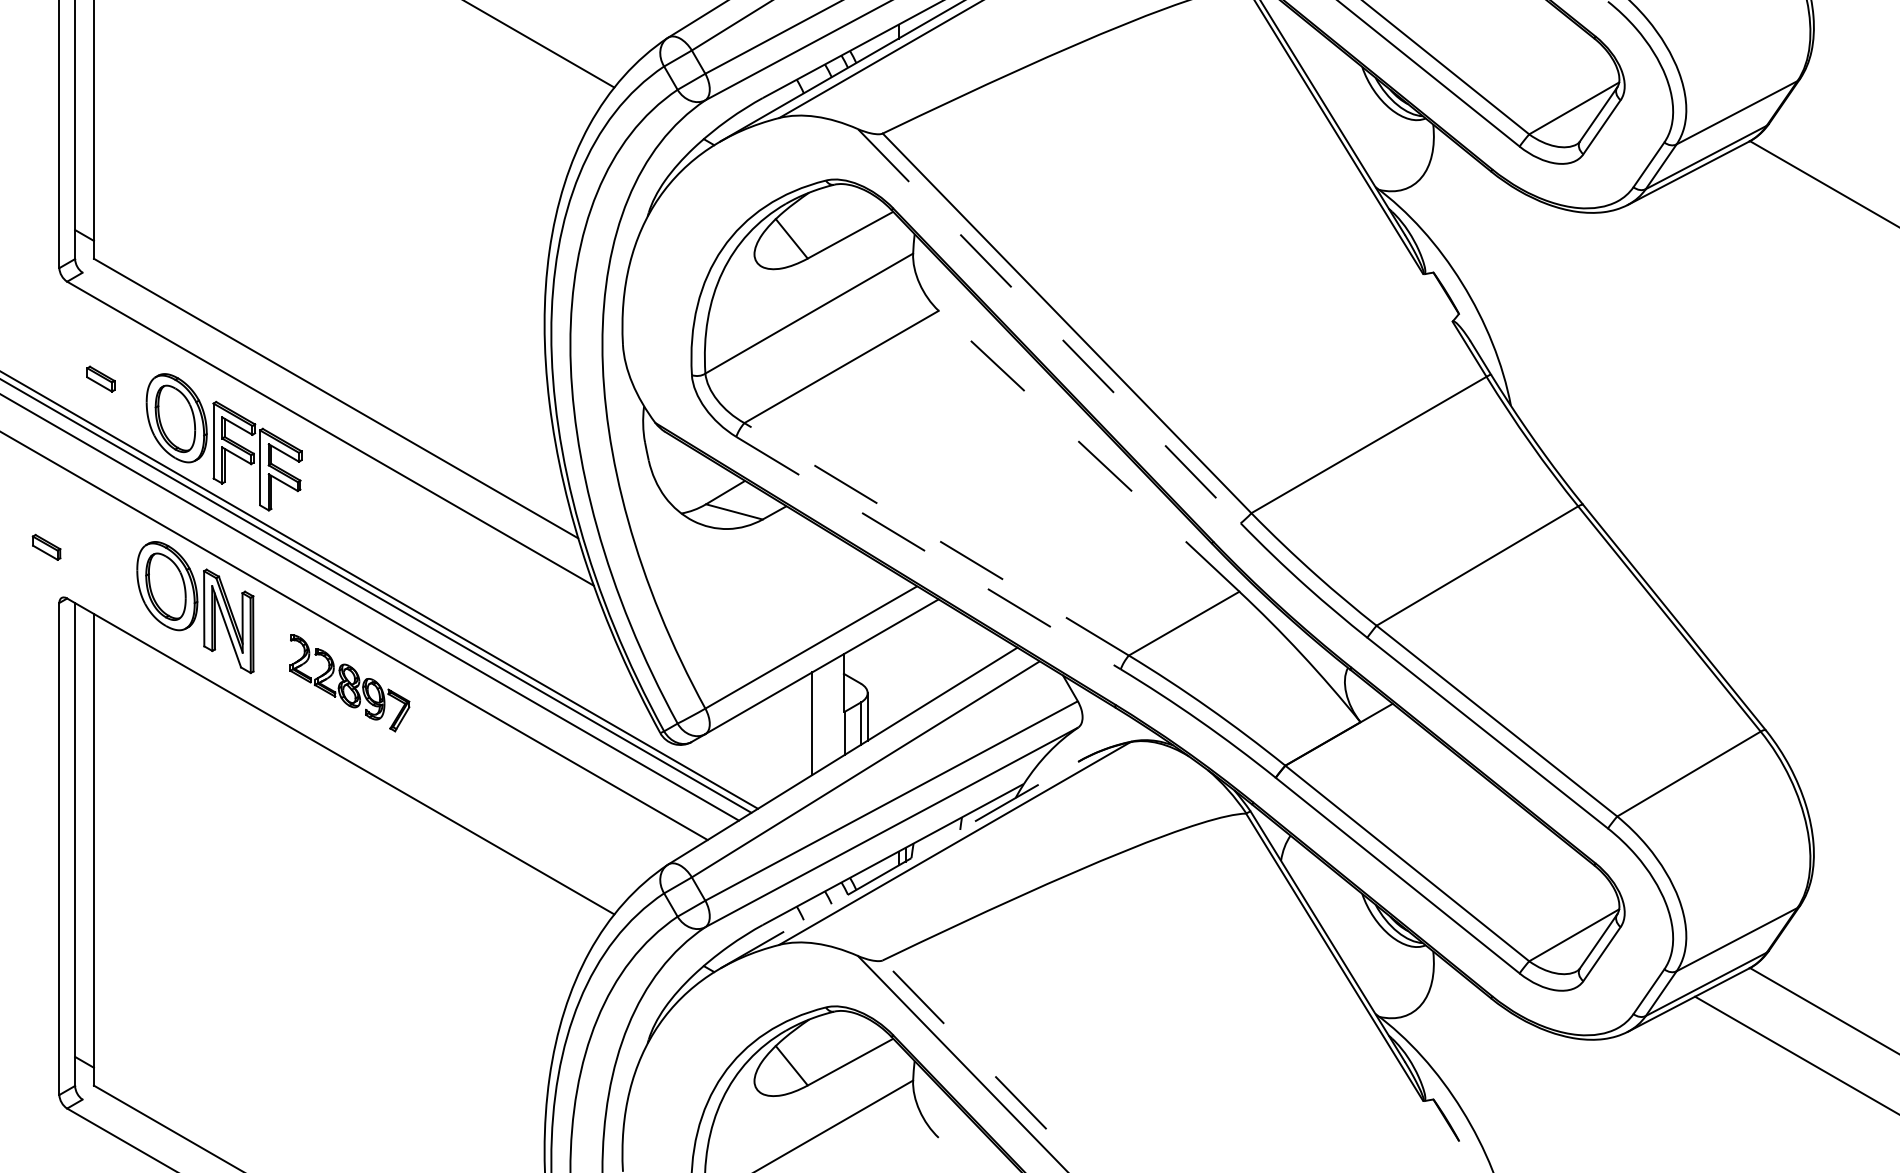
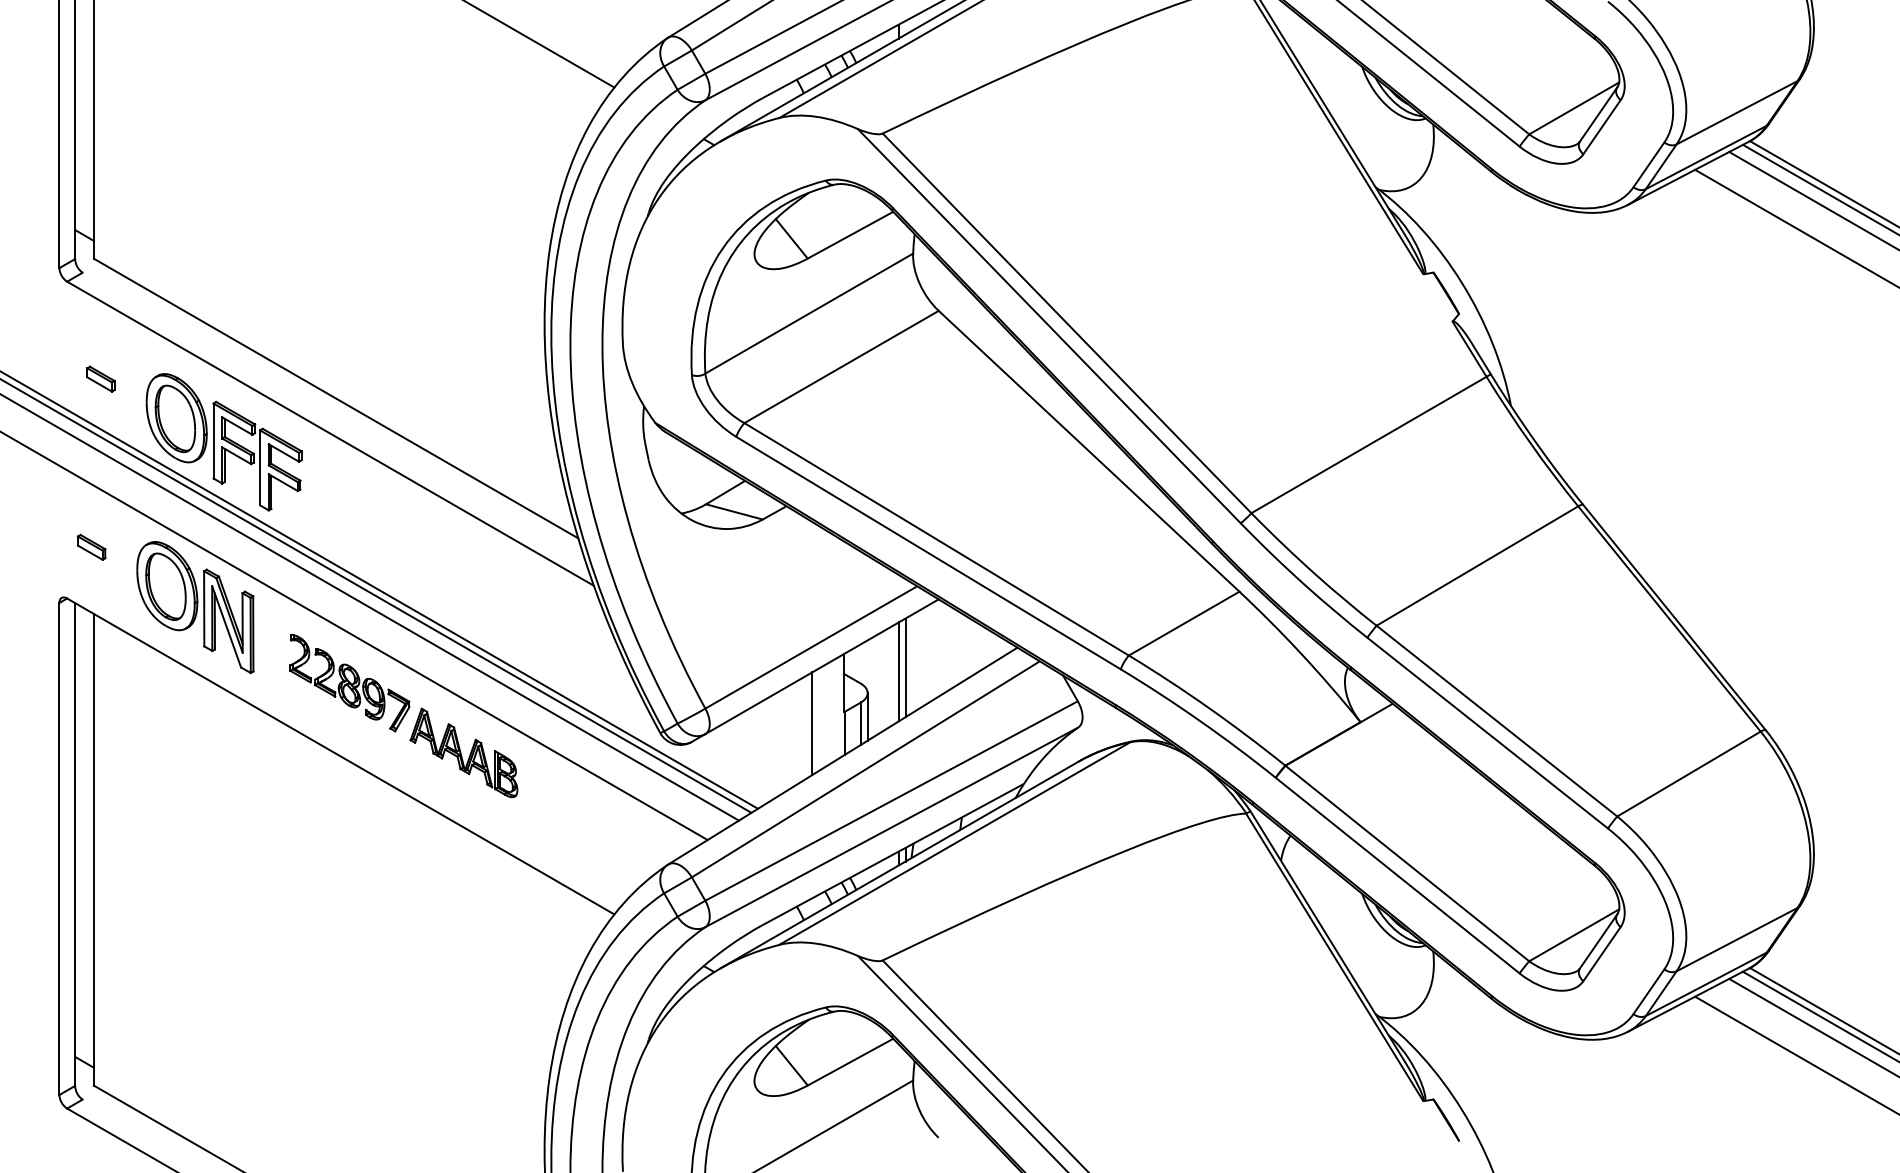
line: none -> present (1819, 188)
line: none -> present (1812, 199)
line: none -> present (1795, 227)
line: dashed -> solid (1049, 326)
line: dashed -> solid (1089, 451)
line: dashed -> solid (936, 539)
part position: (46, 546) -> (91, 546) (91, 546)
line: dashed -> solid (928, 553)
line: none -> present (905, 667)
line: none -> present (898, 671)
part: none -> present (463, 752)
line: dashed -> solid (899, 865)
line: none -> present (1819, 1015)
line: none -> present (1812, 1026)
line: dashed -> solid (985, 1066)
